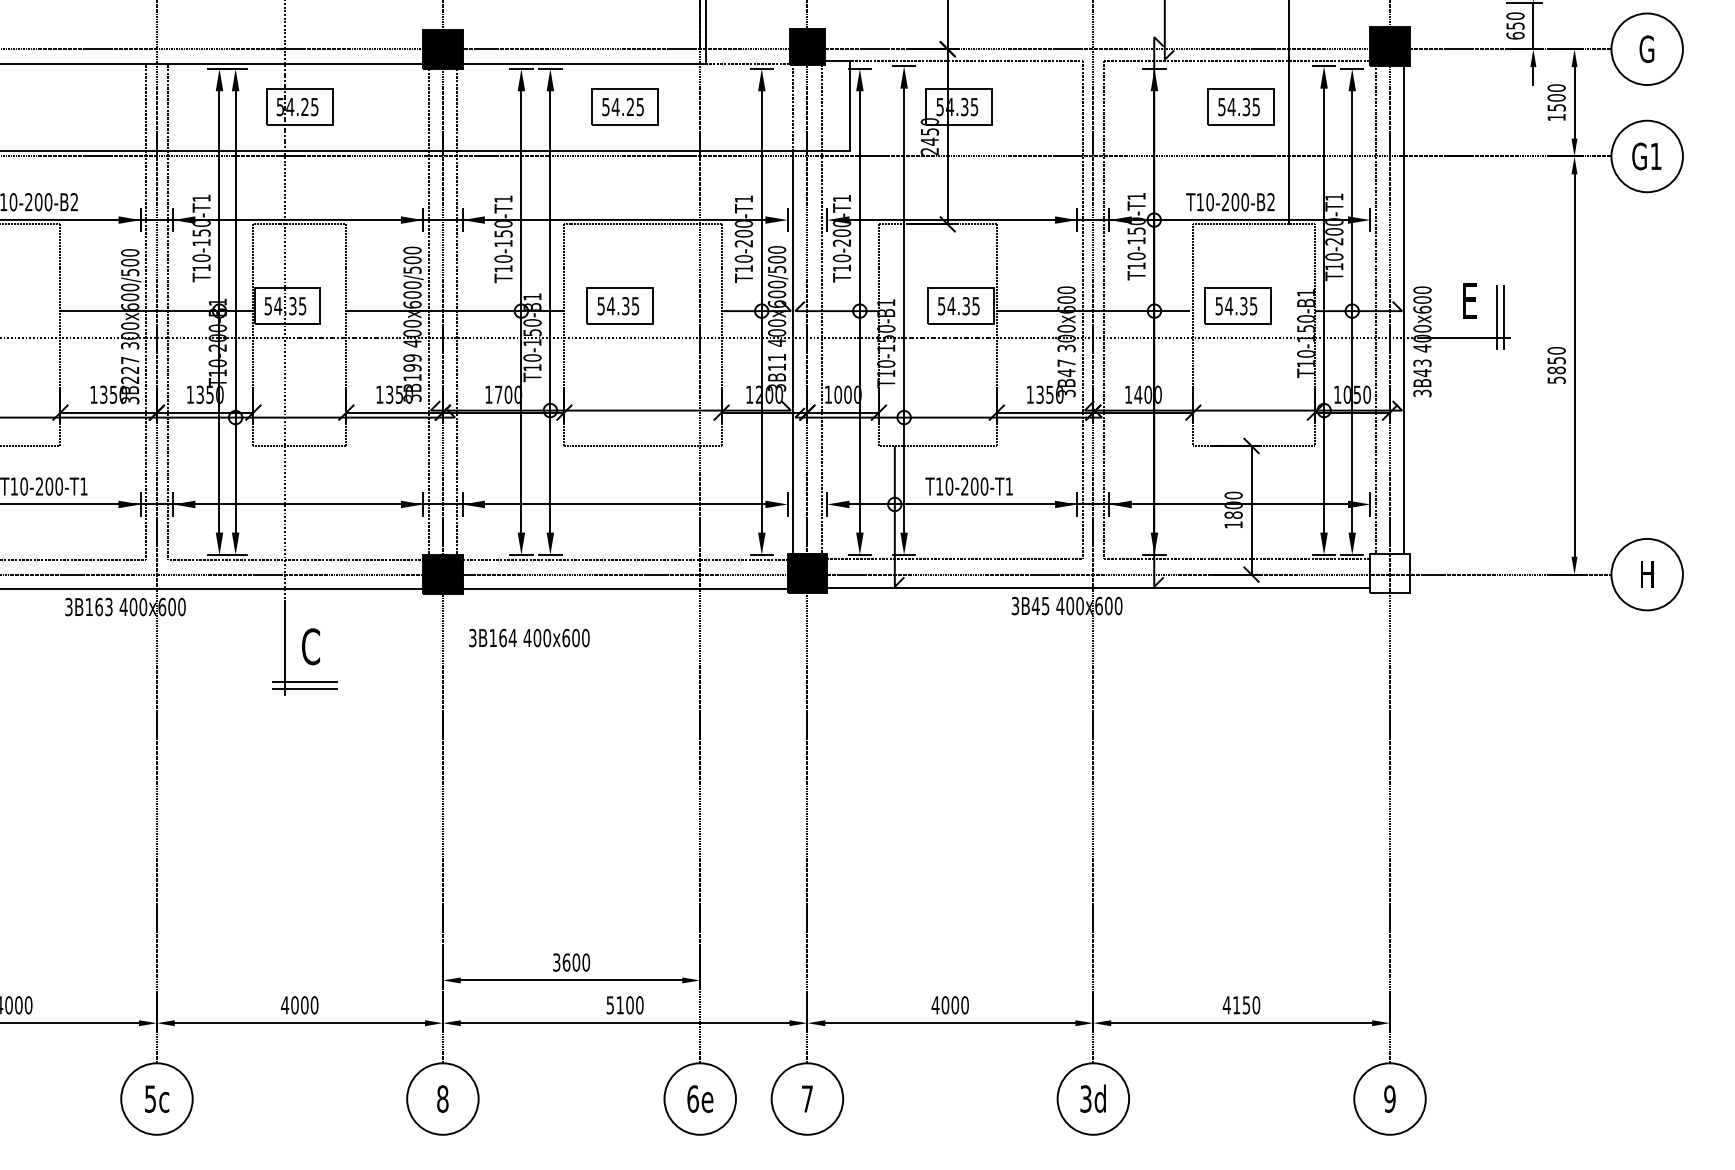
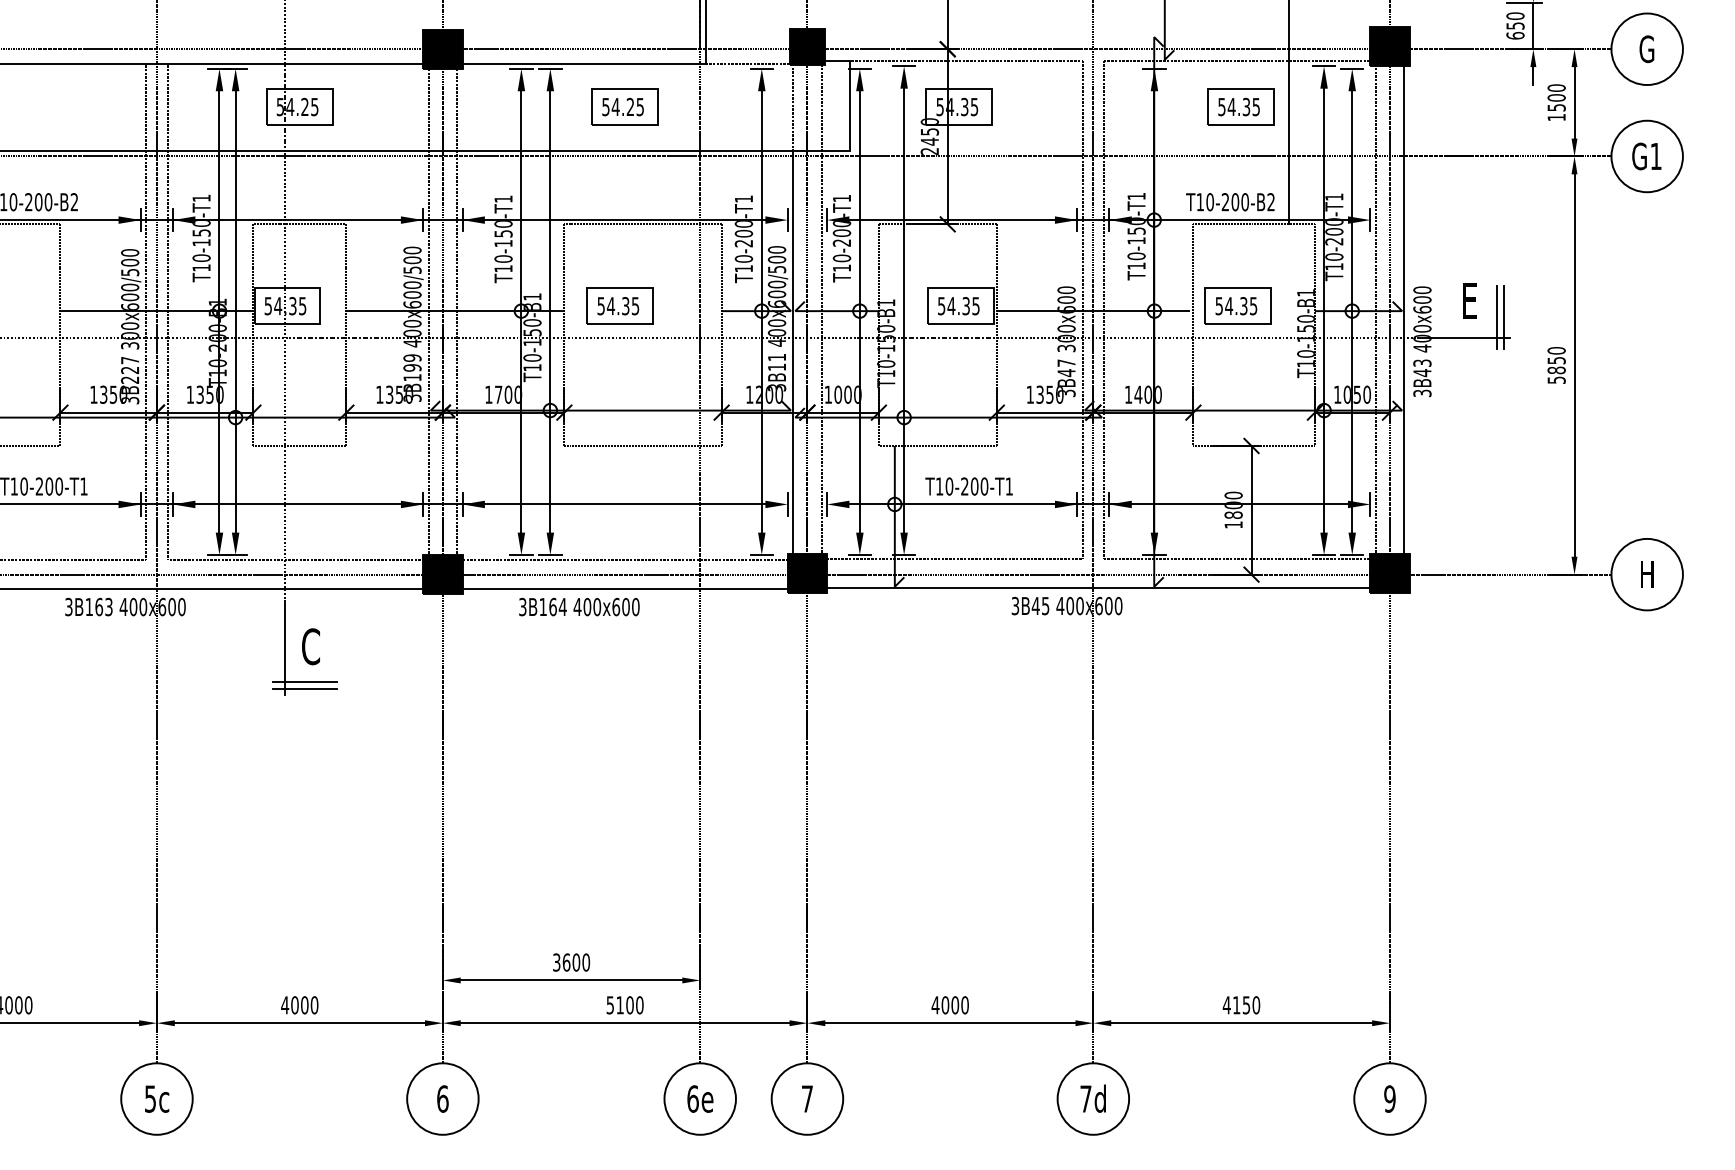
fill: none -> present (1389, 573)
text position: (529, 637) -> (579, 606) (579, 606)
text: 8 -> 6 (442, 1098)
text: 3d -> 7d (1085, 1098)
